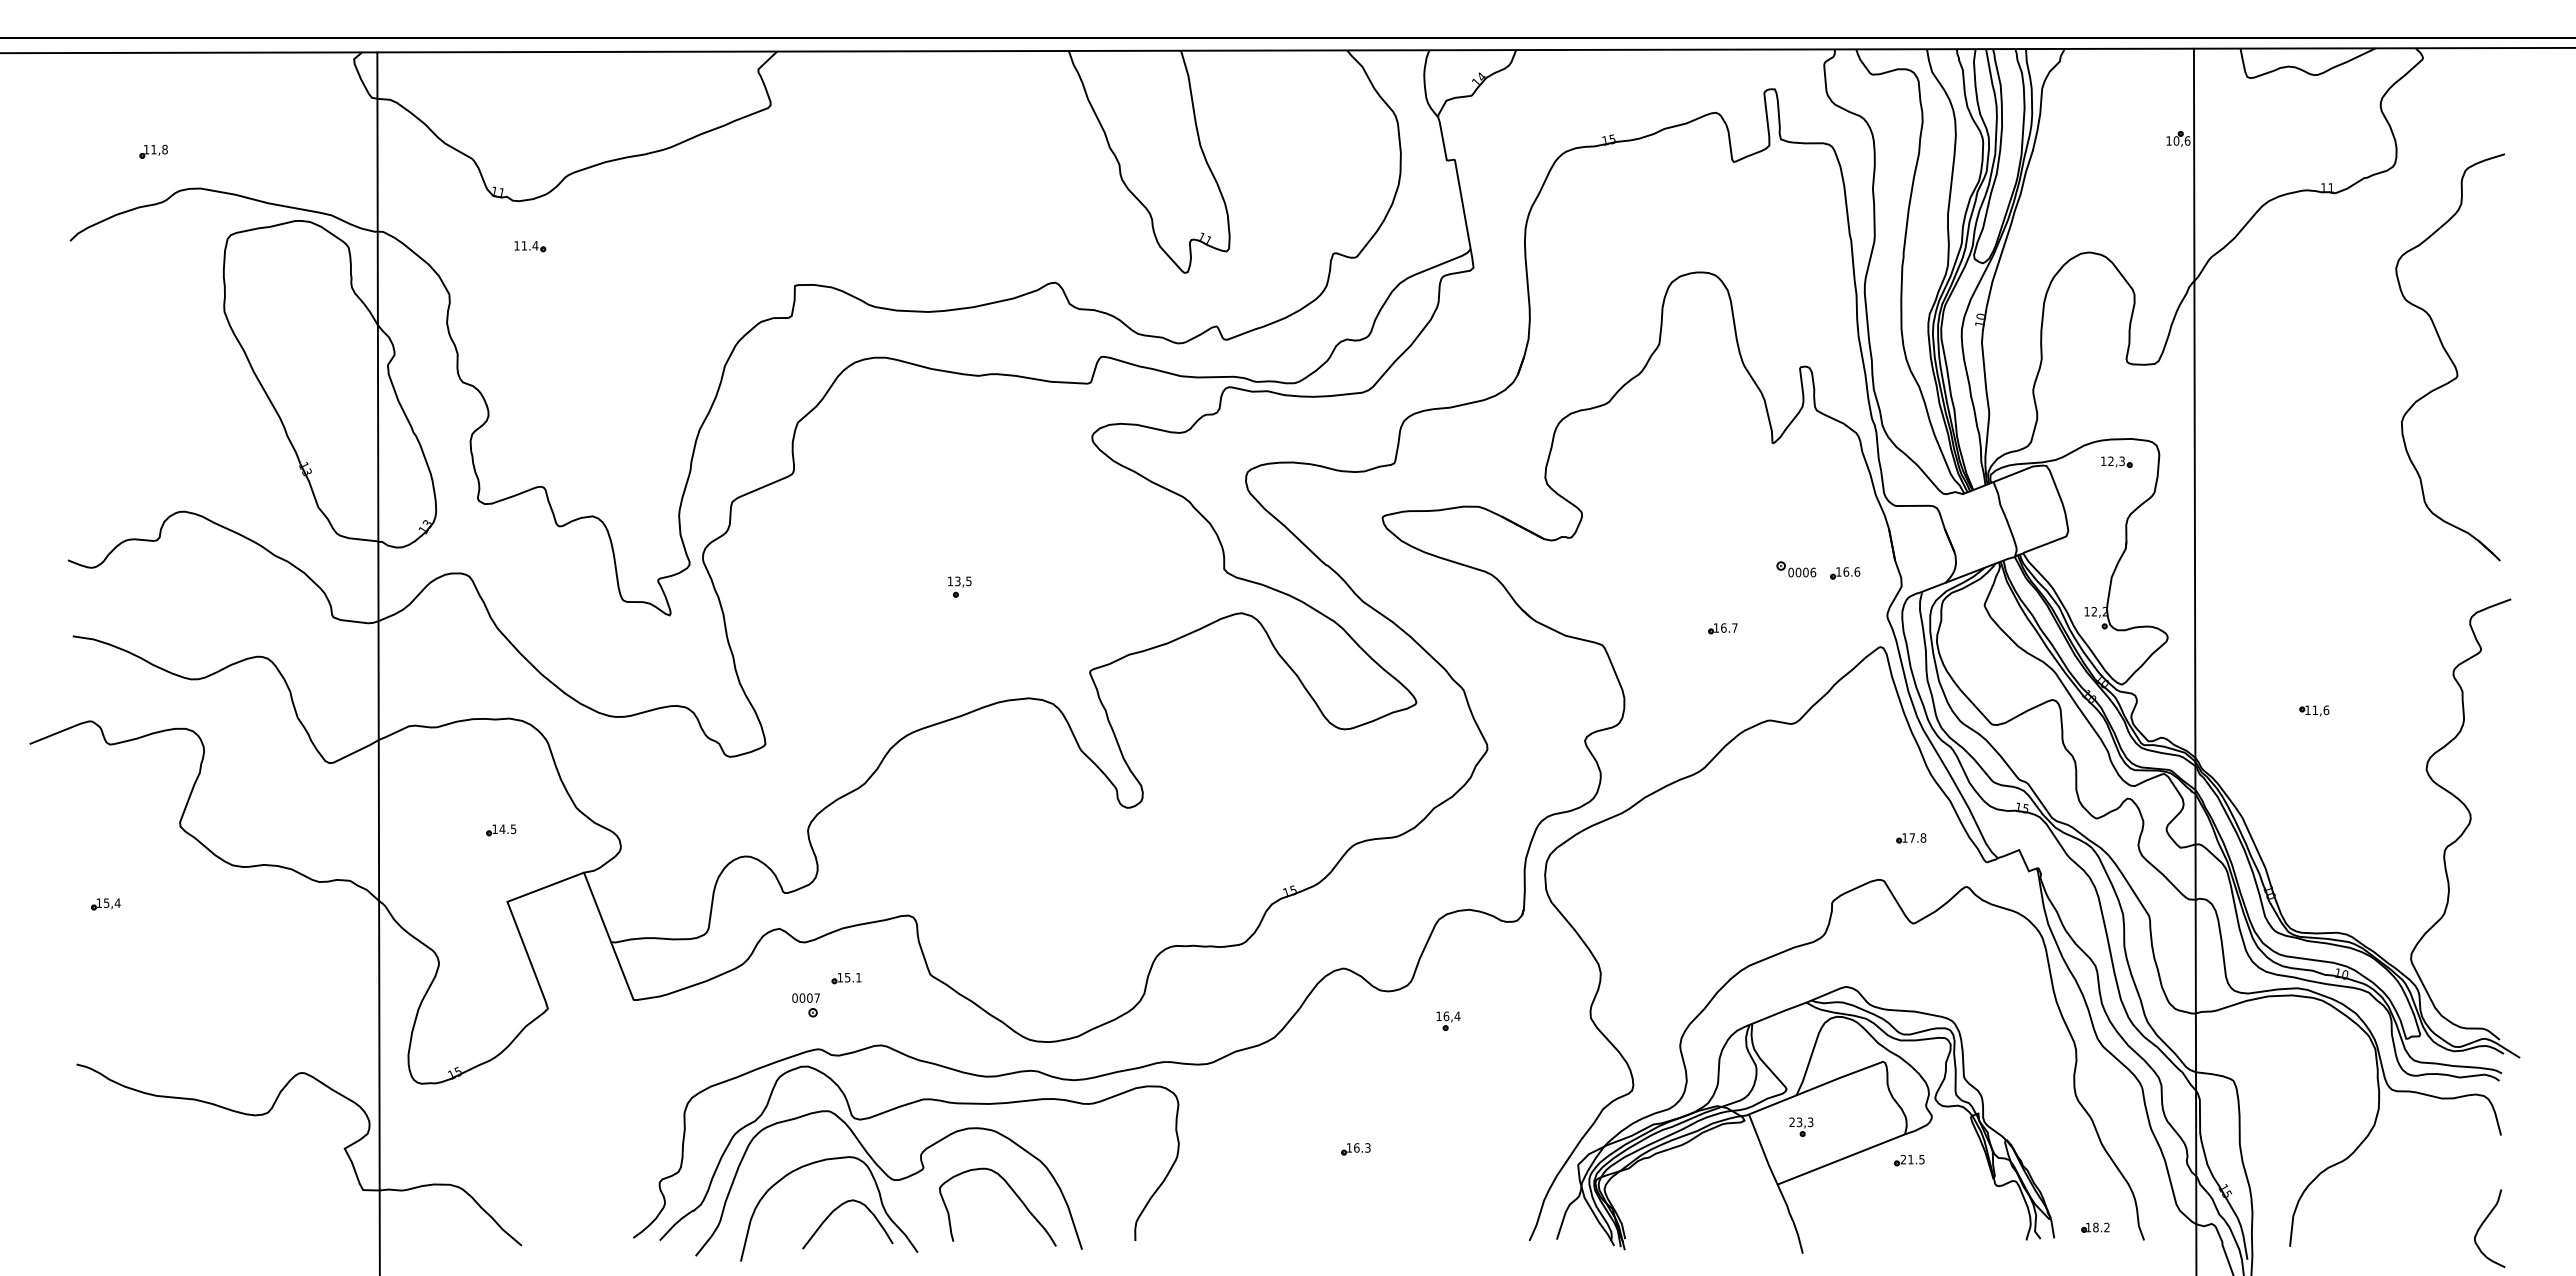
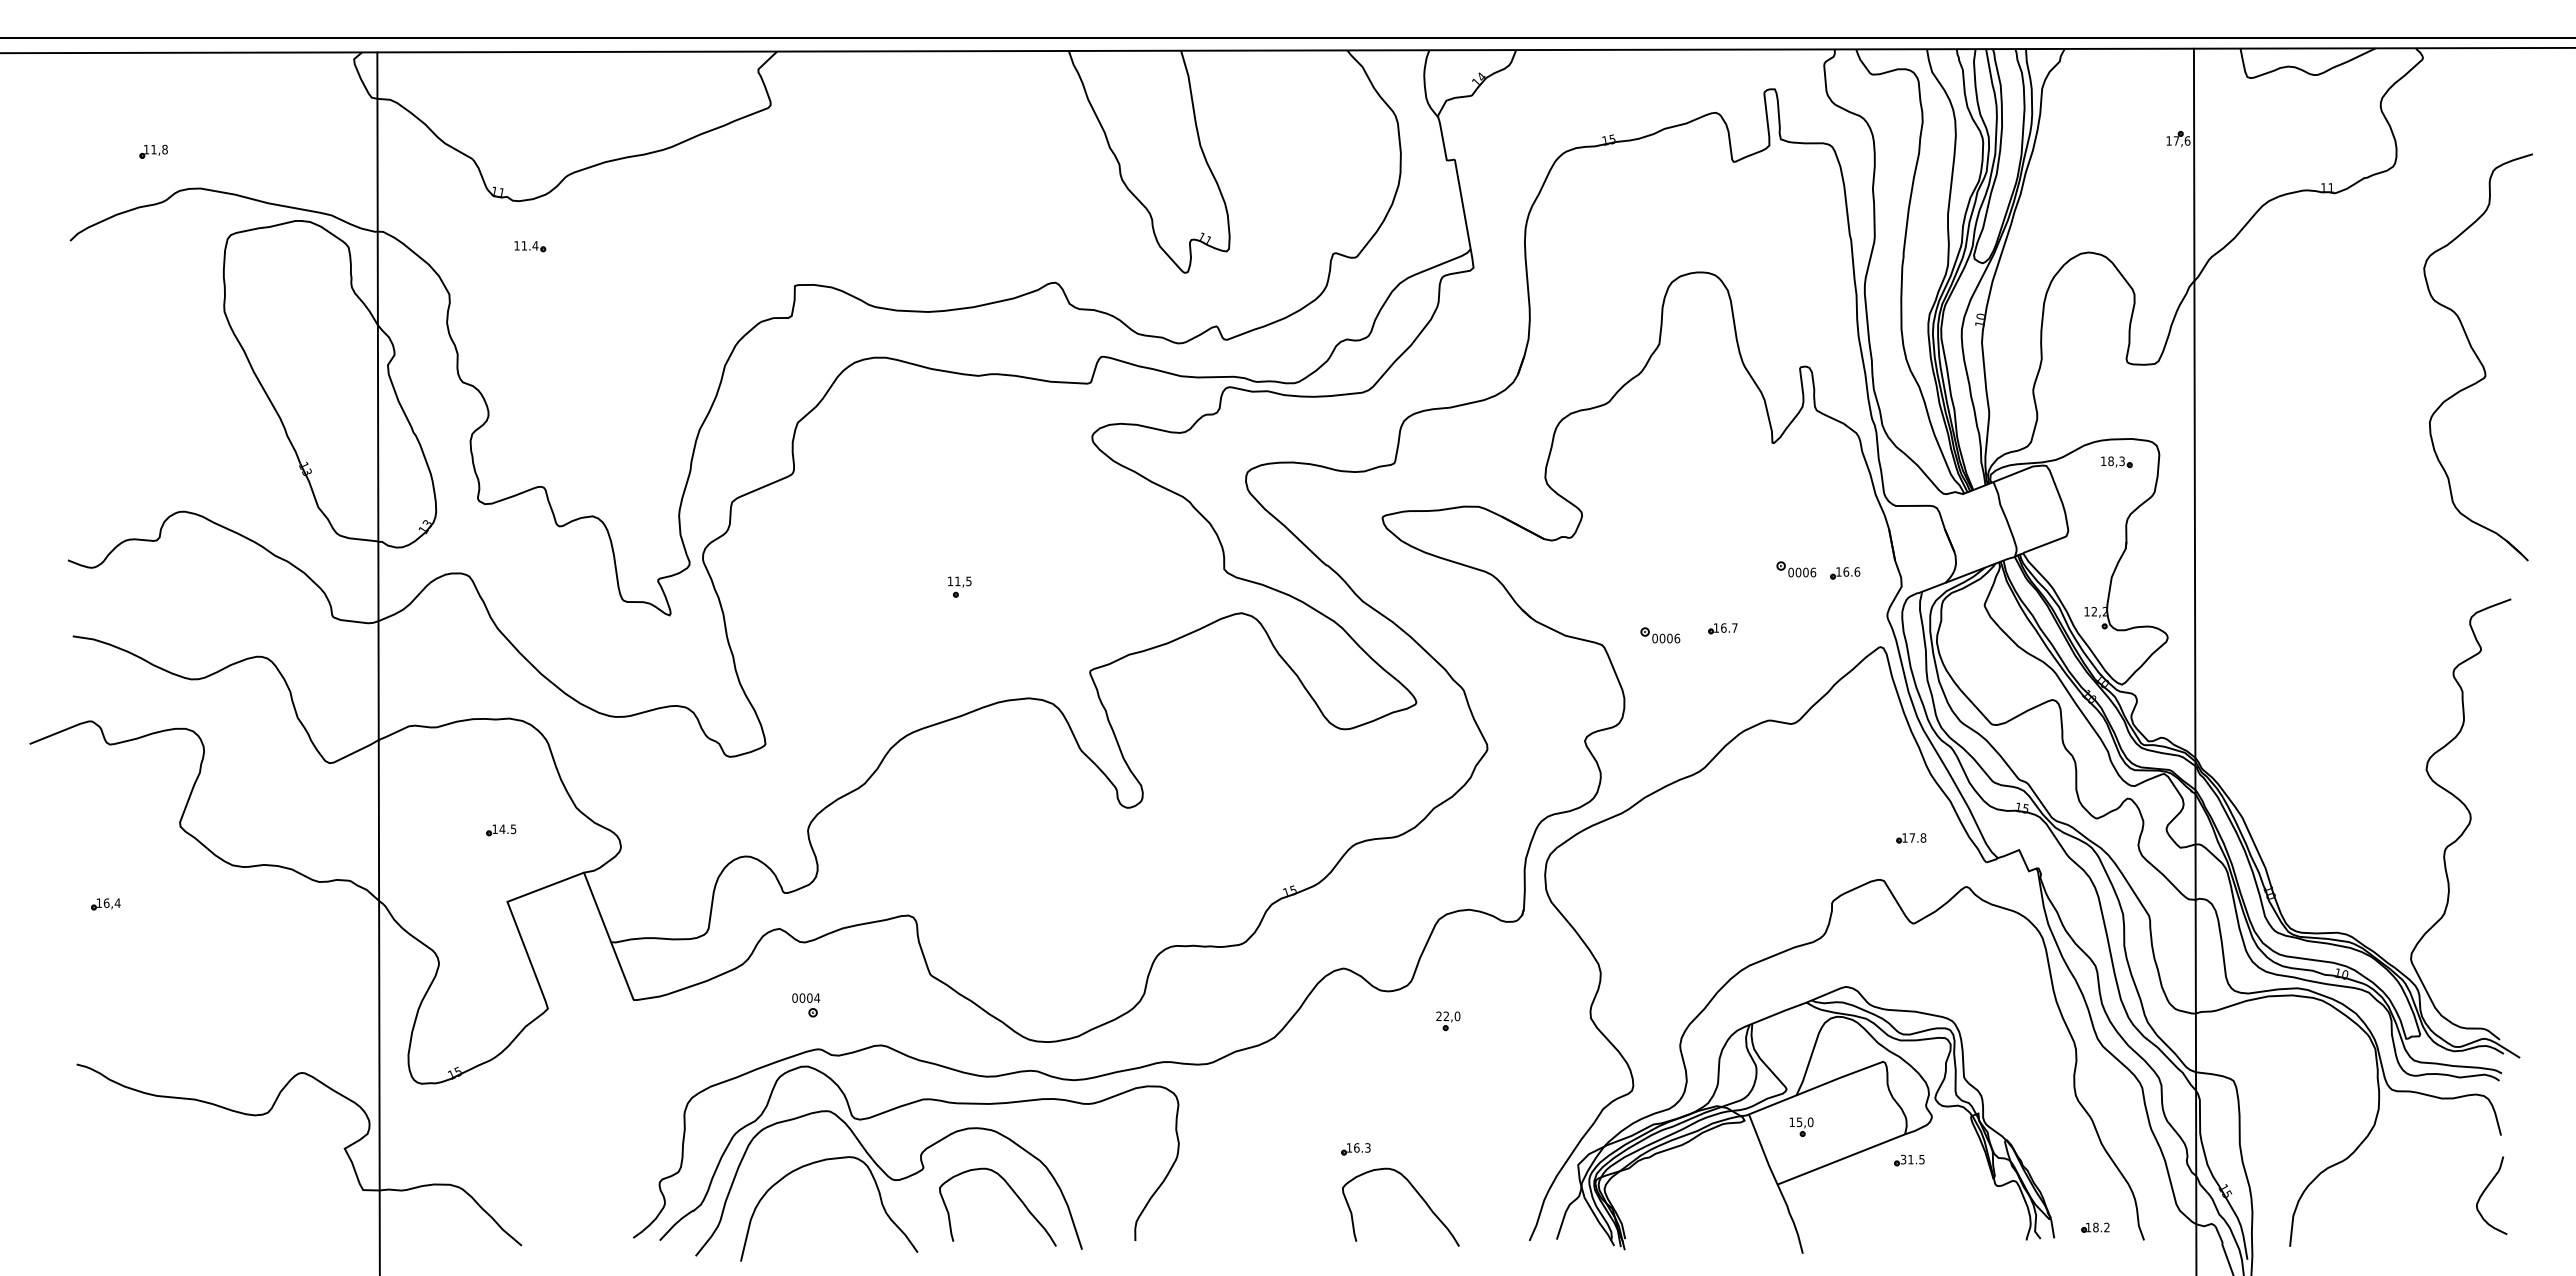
text: 10,6 -> 17,6 (2176, 140)
part position: (2449, 357) -> (2477, 357) (2477, 357)
text: 12,3 -> 18,3 (2110, 461)
text: 13,5 -> 11,5 (957, 581)
part: none -> present (1660, 635)
part: present -> none (2314, 710)
text: 15,4 -> 16,4 (106, 902)
part: present -> none (846, 978)
text: 0007 -> 0004 (817, 997)
text: 16,4 -> 22,0 (1448, 1016)
text: 23,3 -> 15,0 (1801, 1122)
text: 21.5 -> 31.5 (1903, 1159)
curve: none -> present (1418, 1195)
curve: present -> none (837, 1209)
curve position: (2482, 1225) -> (2484, 1192) (2484, 1192)
